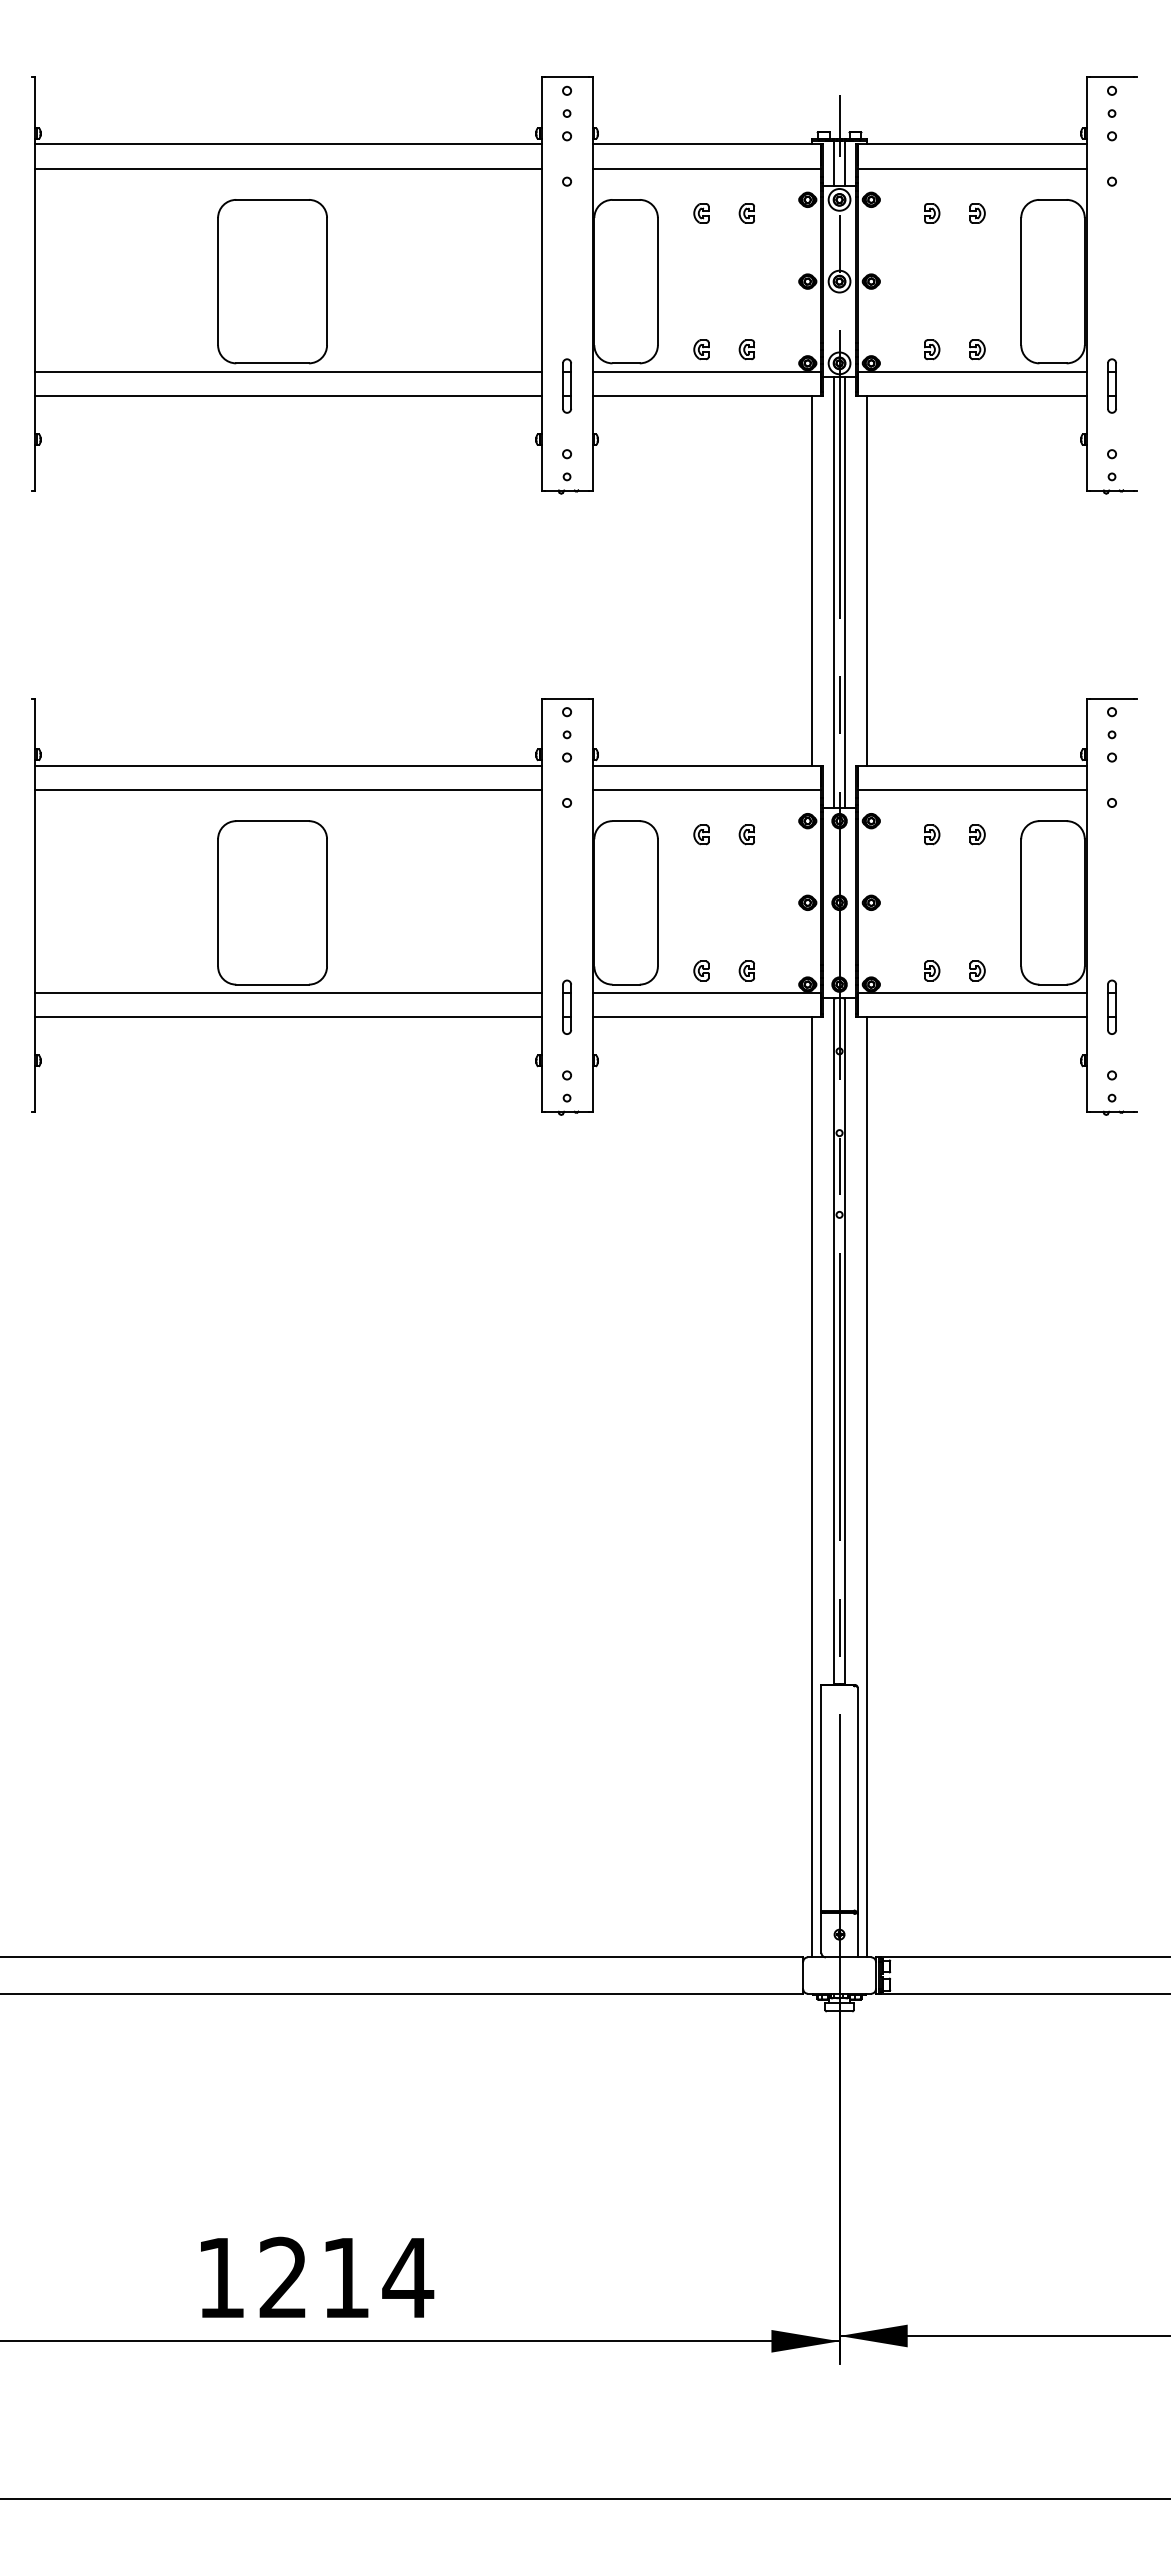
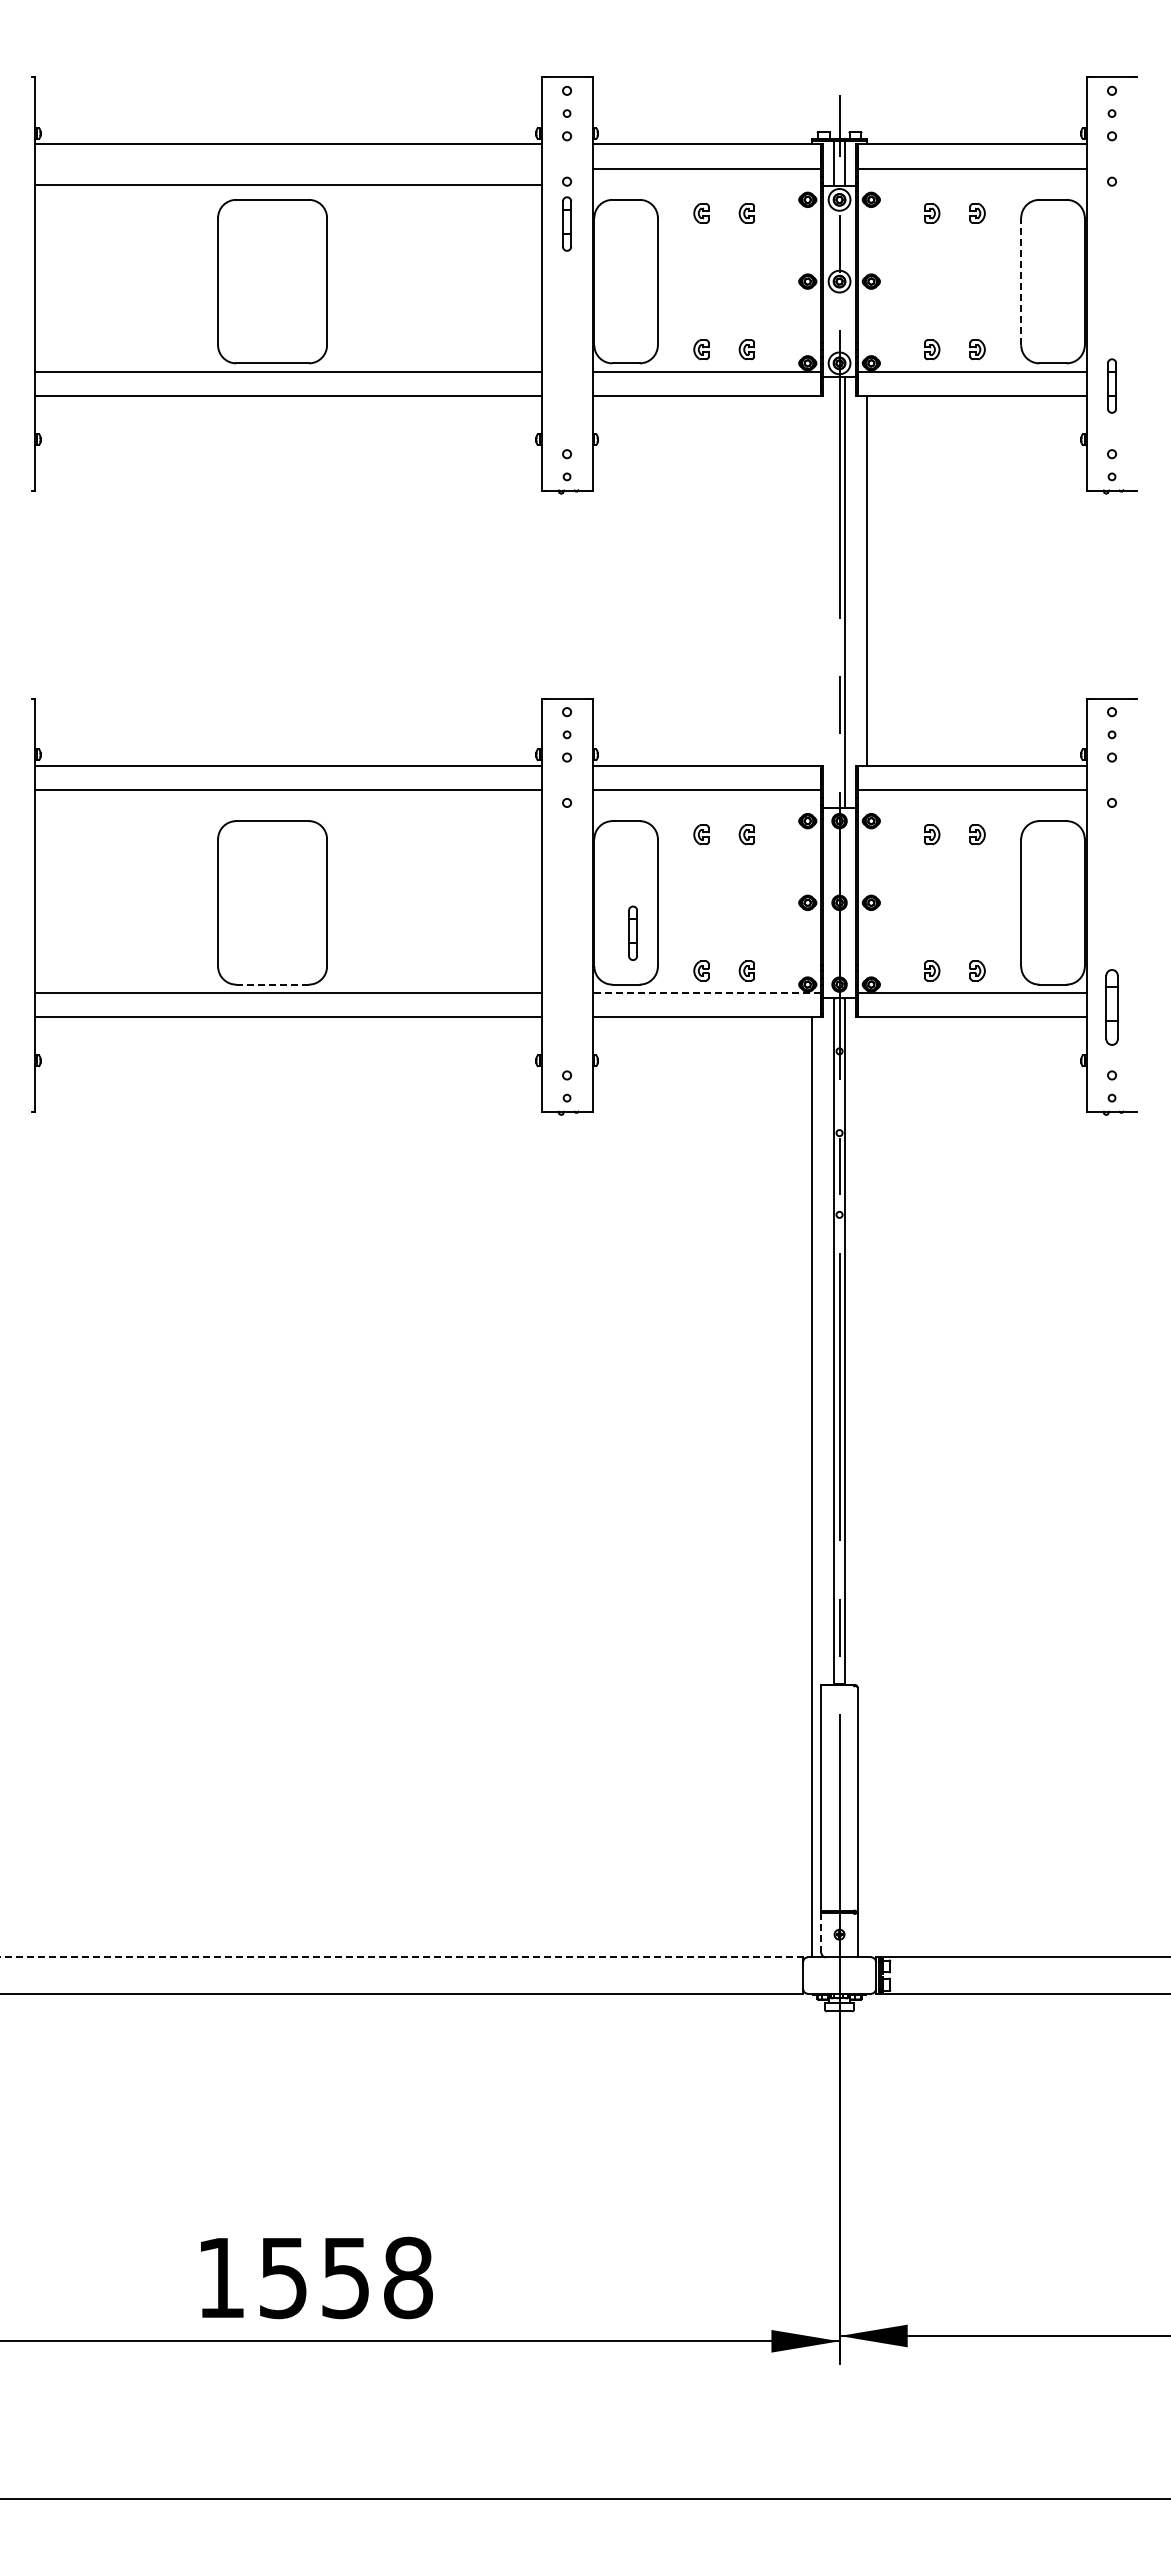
line position: (288, 169) -> (288, 185) (288, 185)
line: solid -> dashed (1021, 281)
part position: (566, 385) -> (566, 223) (566, 223)
line: present -> none (812, 580)
line: present -> none (834, 592)
line: solid -> dashed (272, 984)
line: solid -> dashed (706, 992)
part position: (566, 1006) -> (632, 932) (632, 932)
part size: 10x56 px -> 14x77 px (1111, 1007)
line: present -> none (866, 1487)
line: solid -> dashed (821, 1933)
line: solid -> dashed (402, 1957)
text: 1214 -> 1558 (346, 2277)
